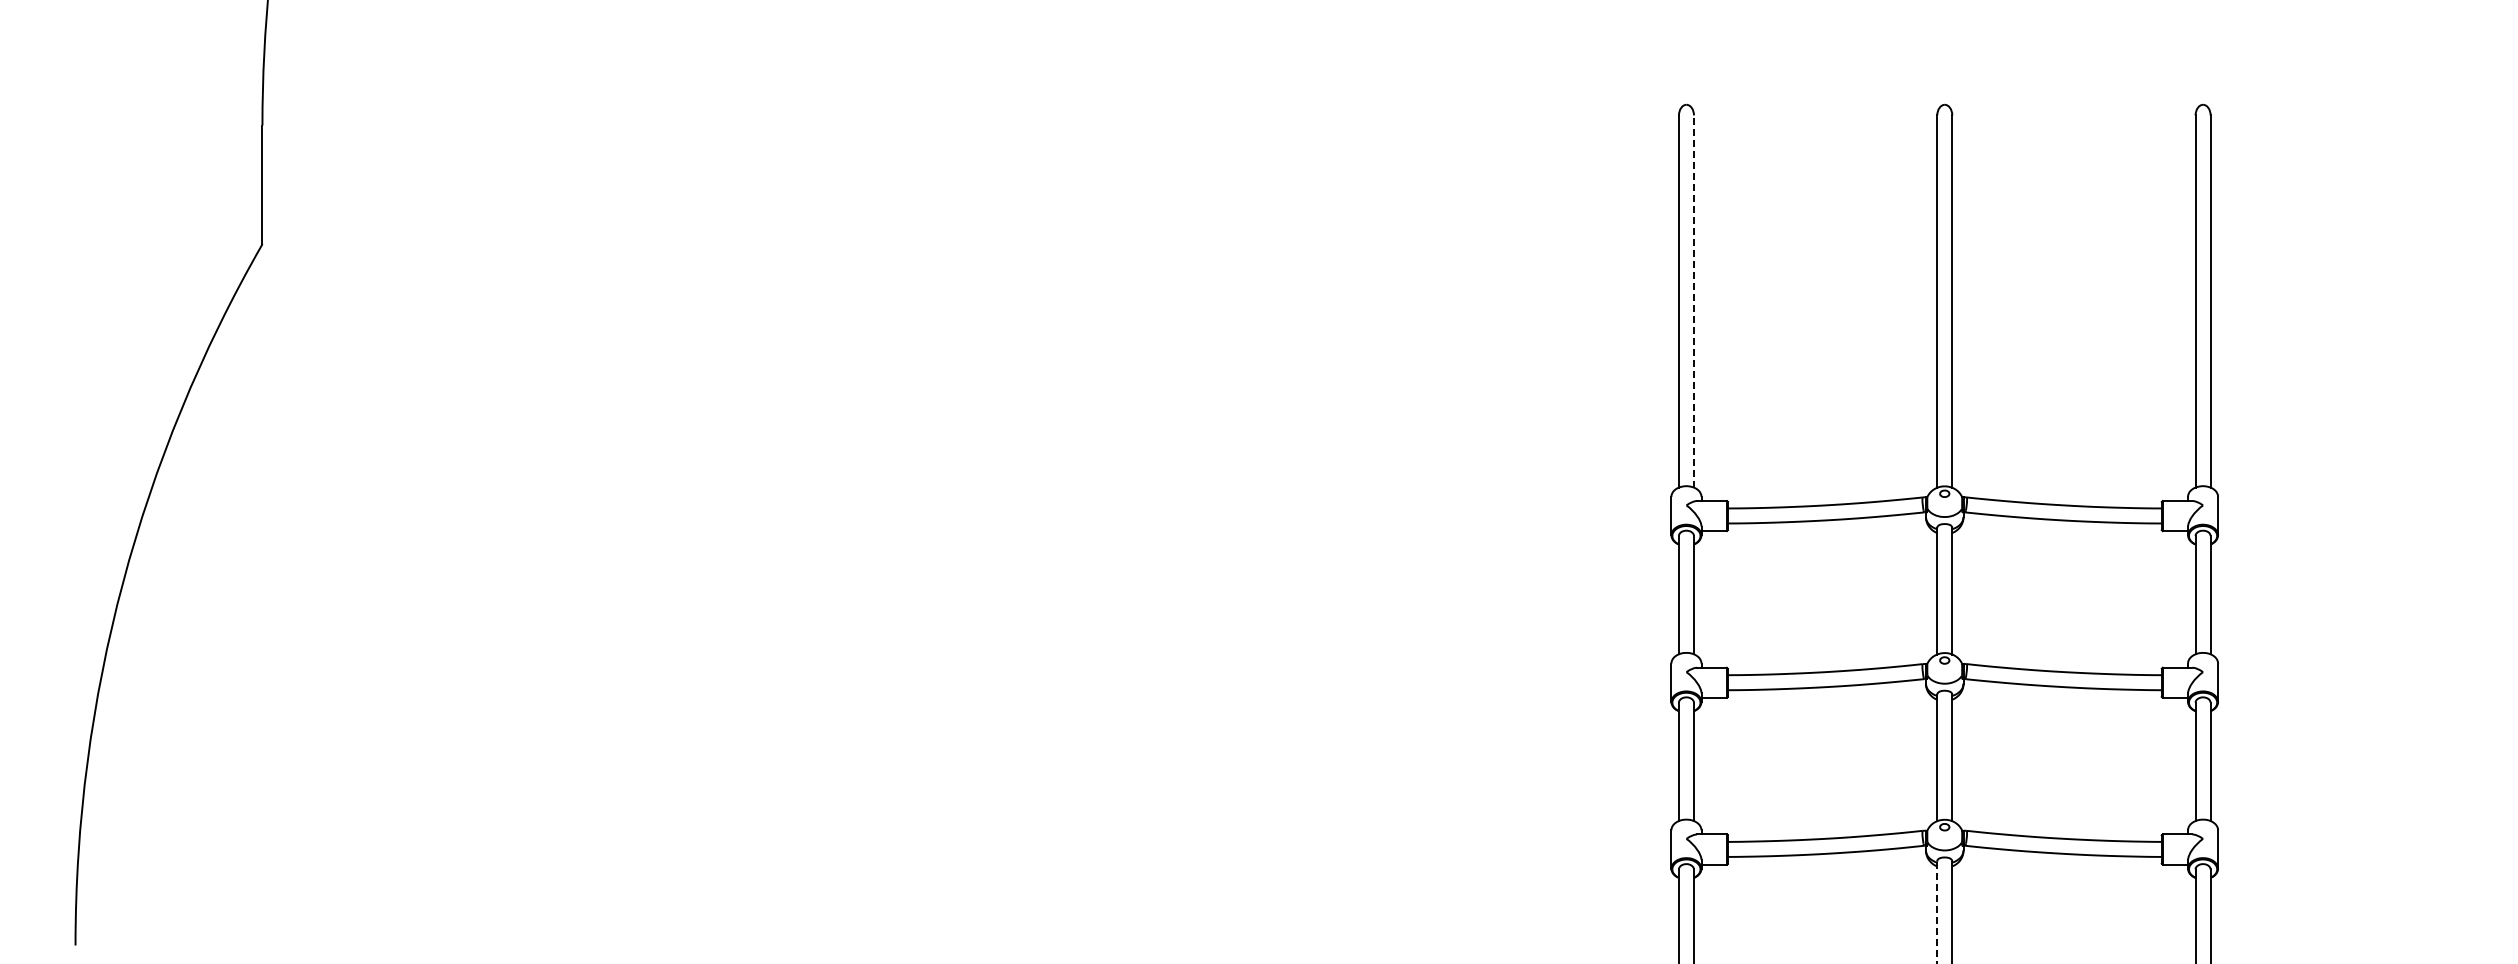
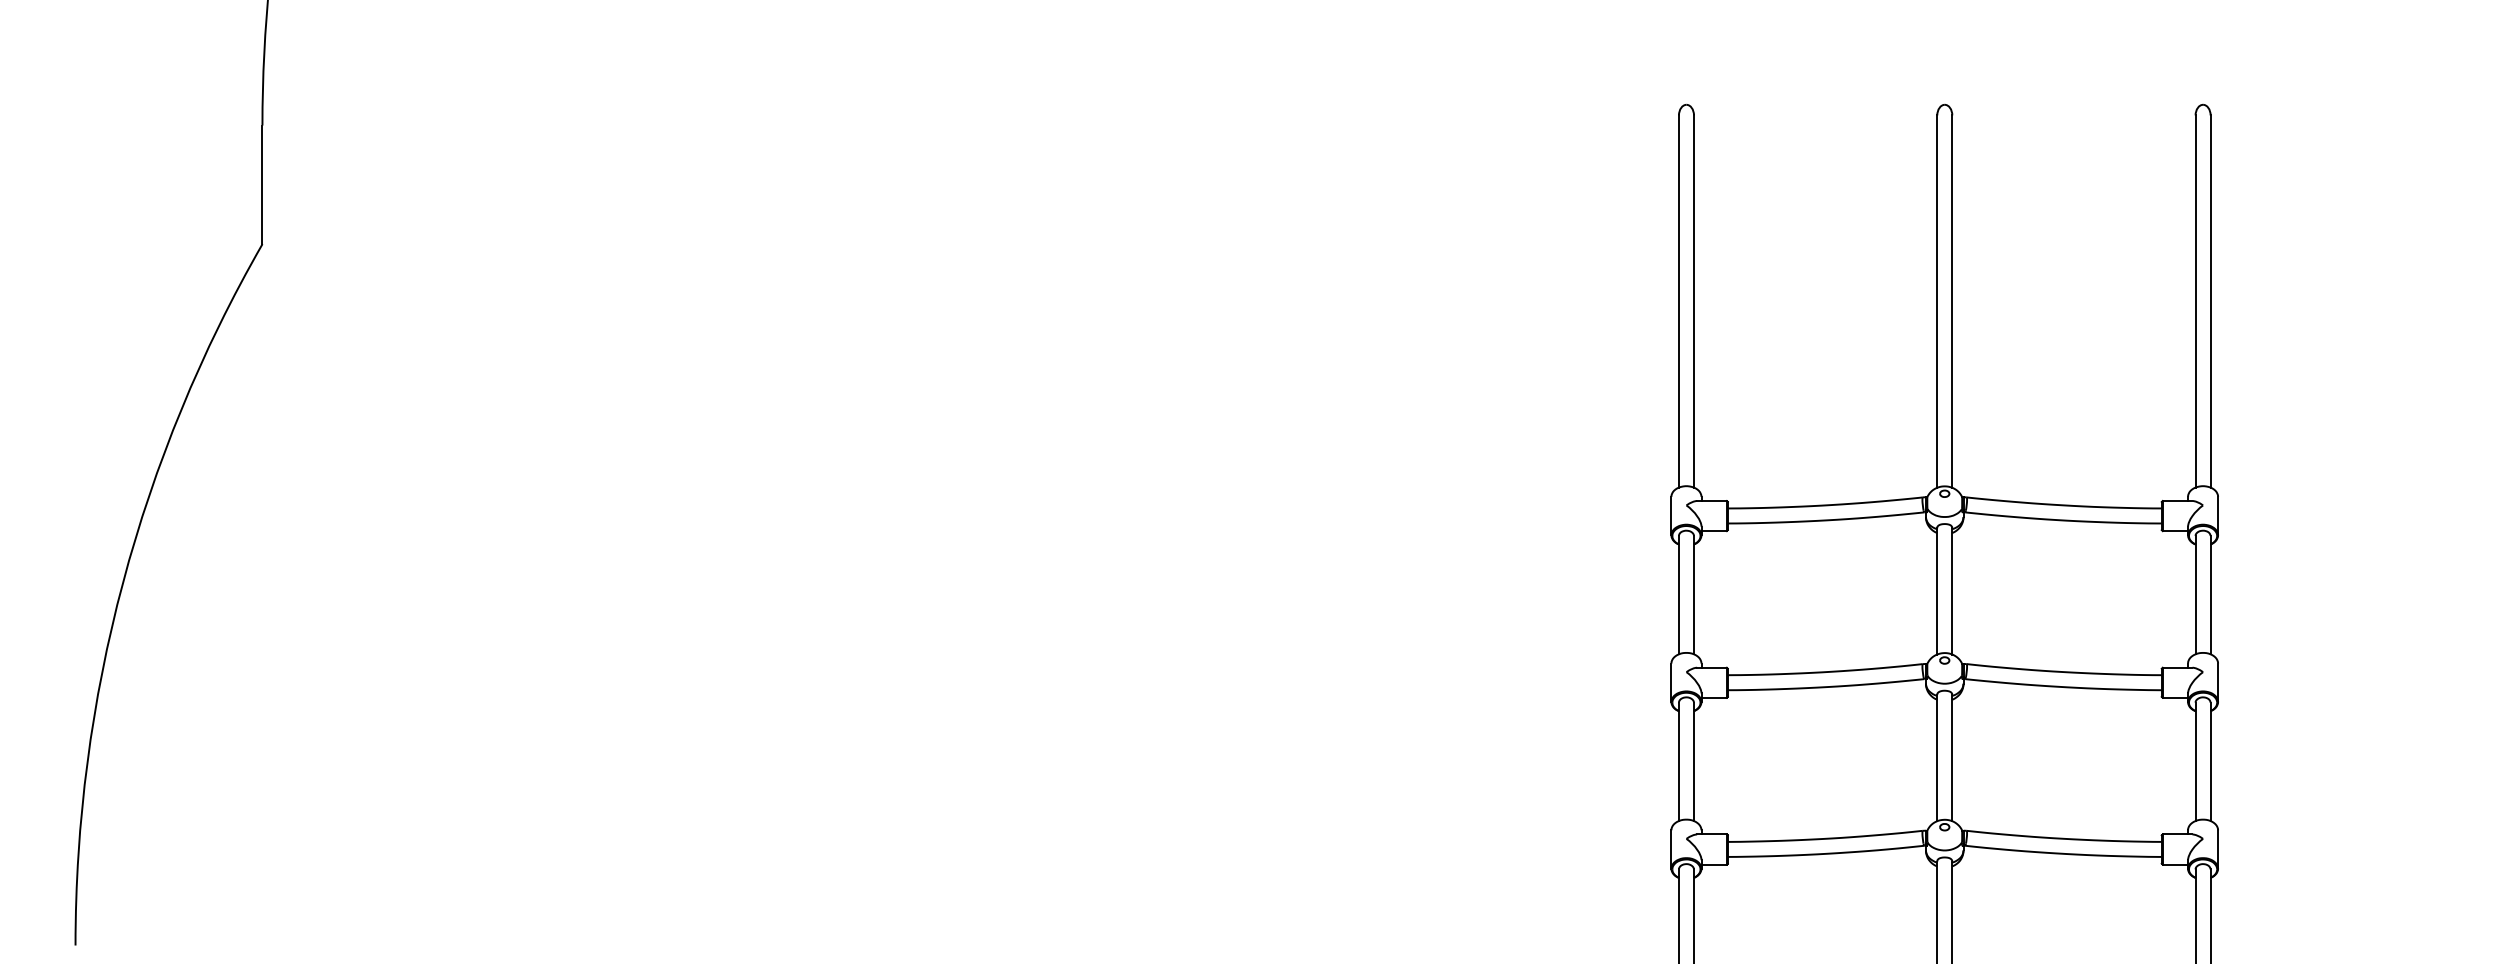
line: dashed -> solid (1694, 301)
line: dashed -> solid (1937, 913)
